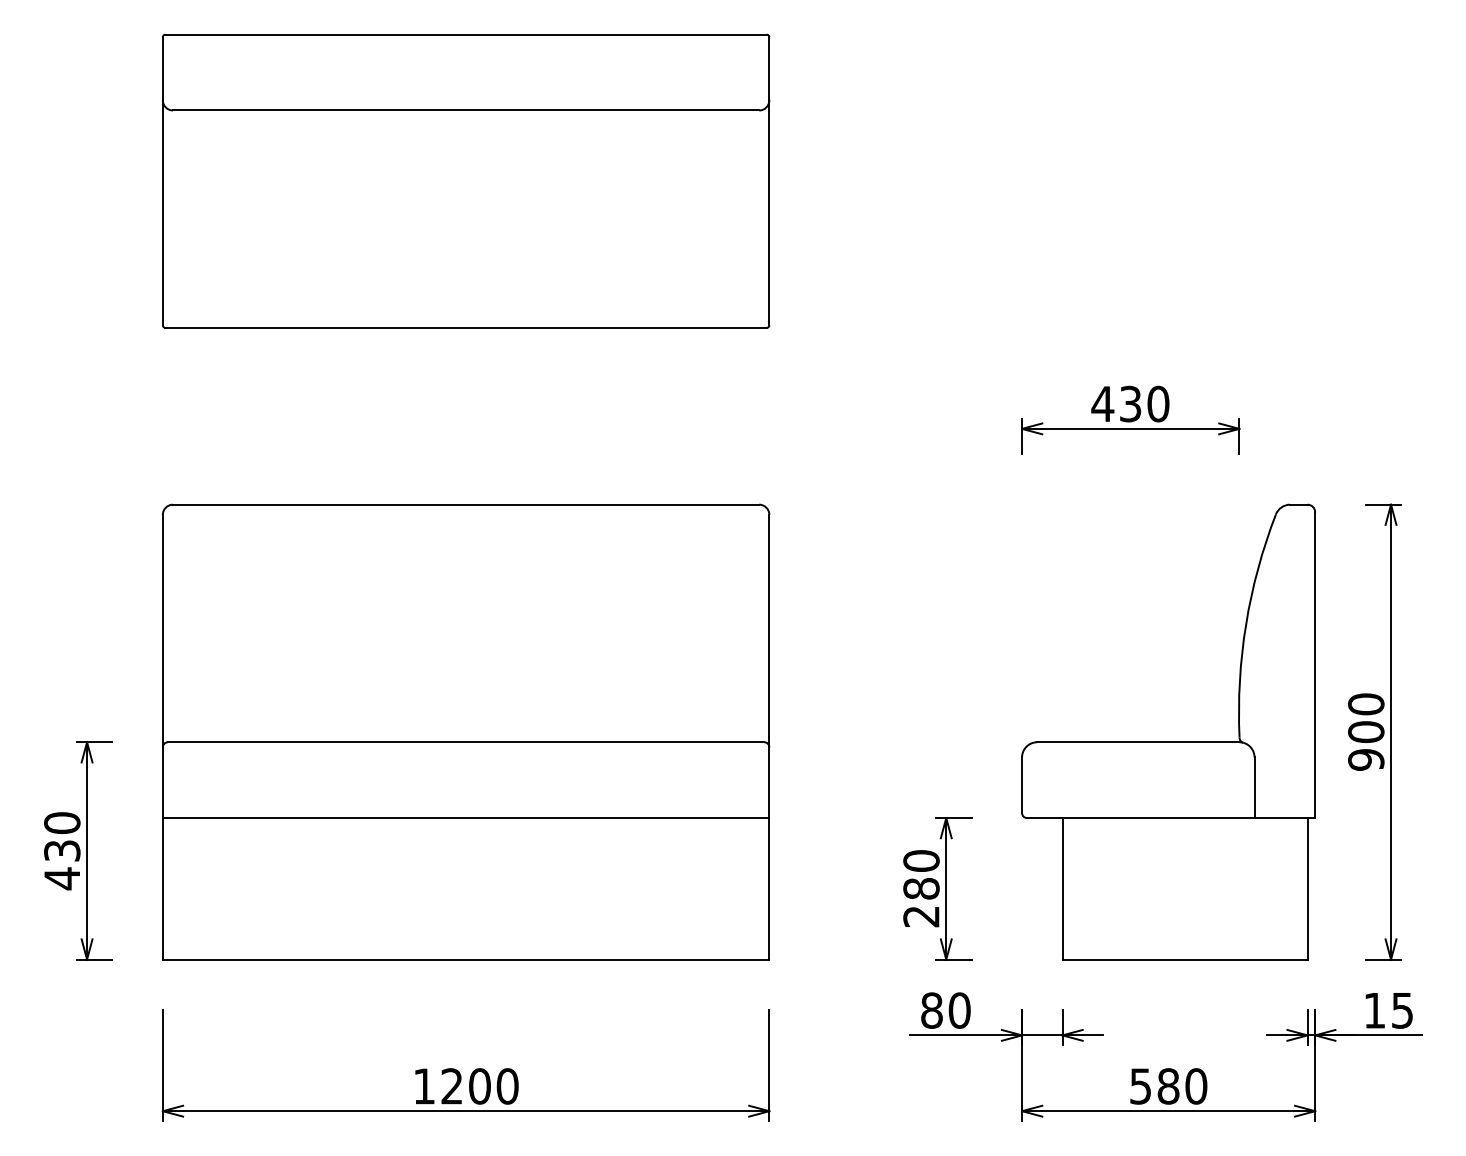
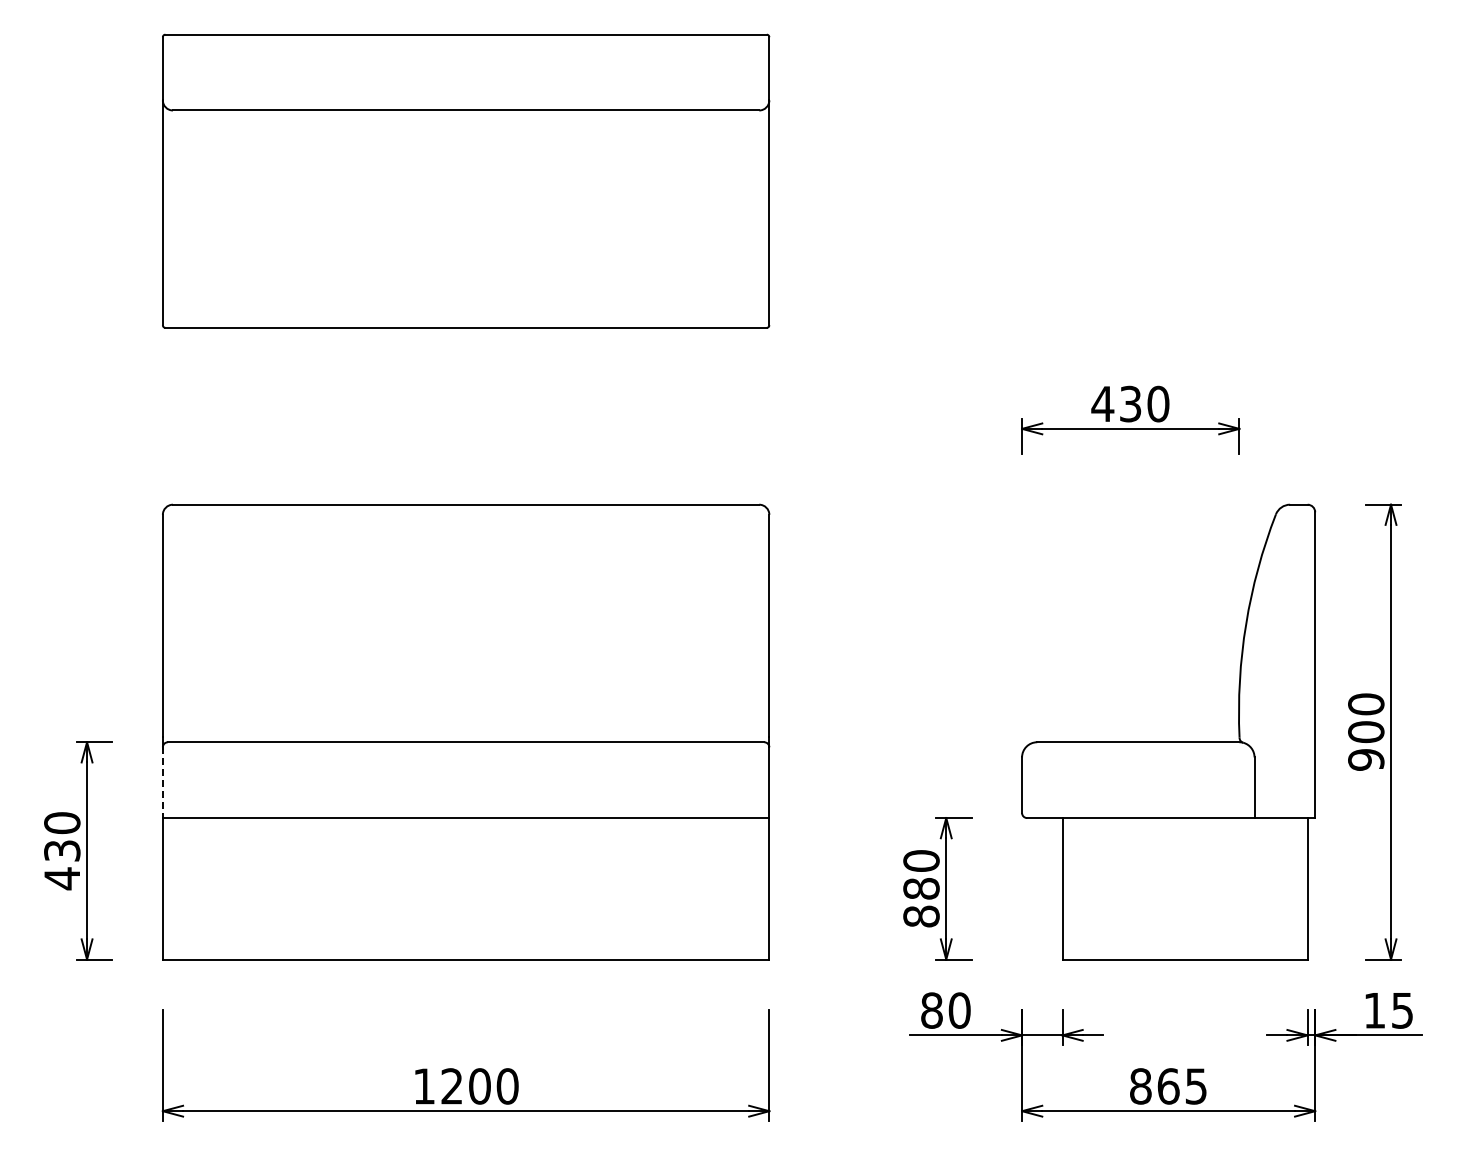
line: solid -> dashed (162, 783)
text: 280 -> 880 (921, 916)
text: 580 -> 865 (1168, 1086)
